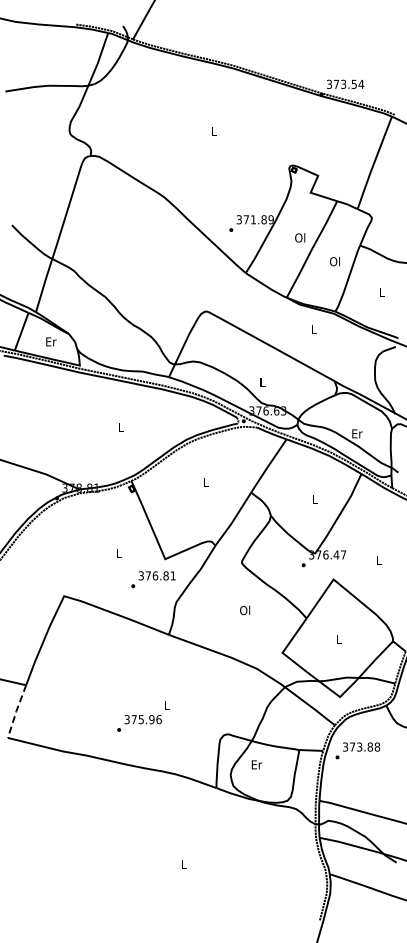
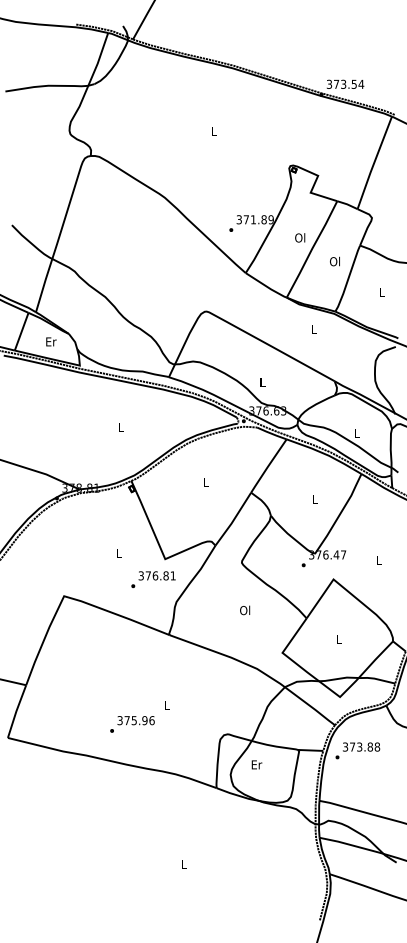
text: Er -> L (357, 433)
line: dashed -> solid (16, 711)
text position: (139, 723) -> (132, 724) (132, 724)
